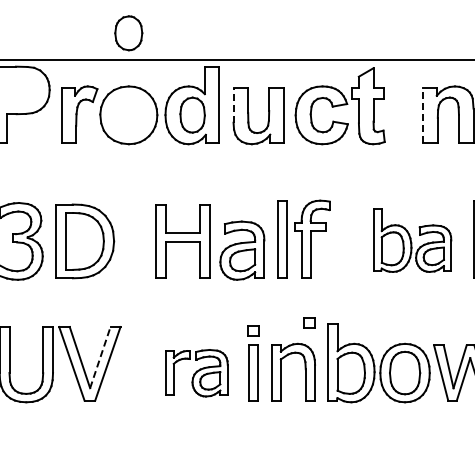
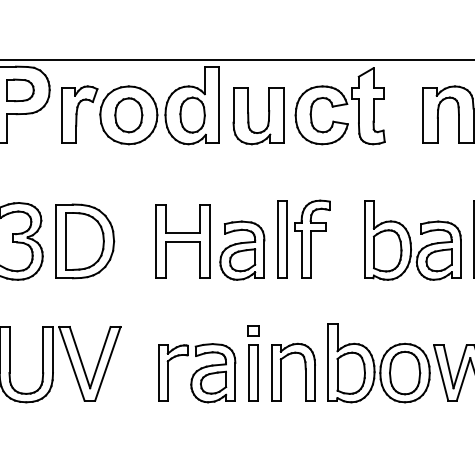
part position: (128, 33) -> (128, 115) (128, 115)
part: none -> present (20, 90)
line: dashed -> solid (233, 104)
line: dashed -> solid (423, 115)
part size: 80x65 px -> 98x81 px (412, 240)
part: present -> none (309, 322)
line: dashed -> solid (100, 357)
part size: 64x49 px -> 79x61 px (197, 373)
